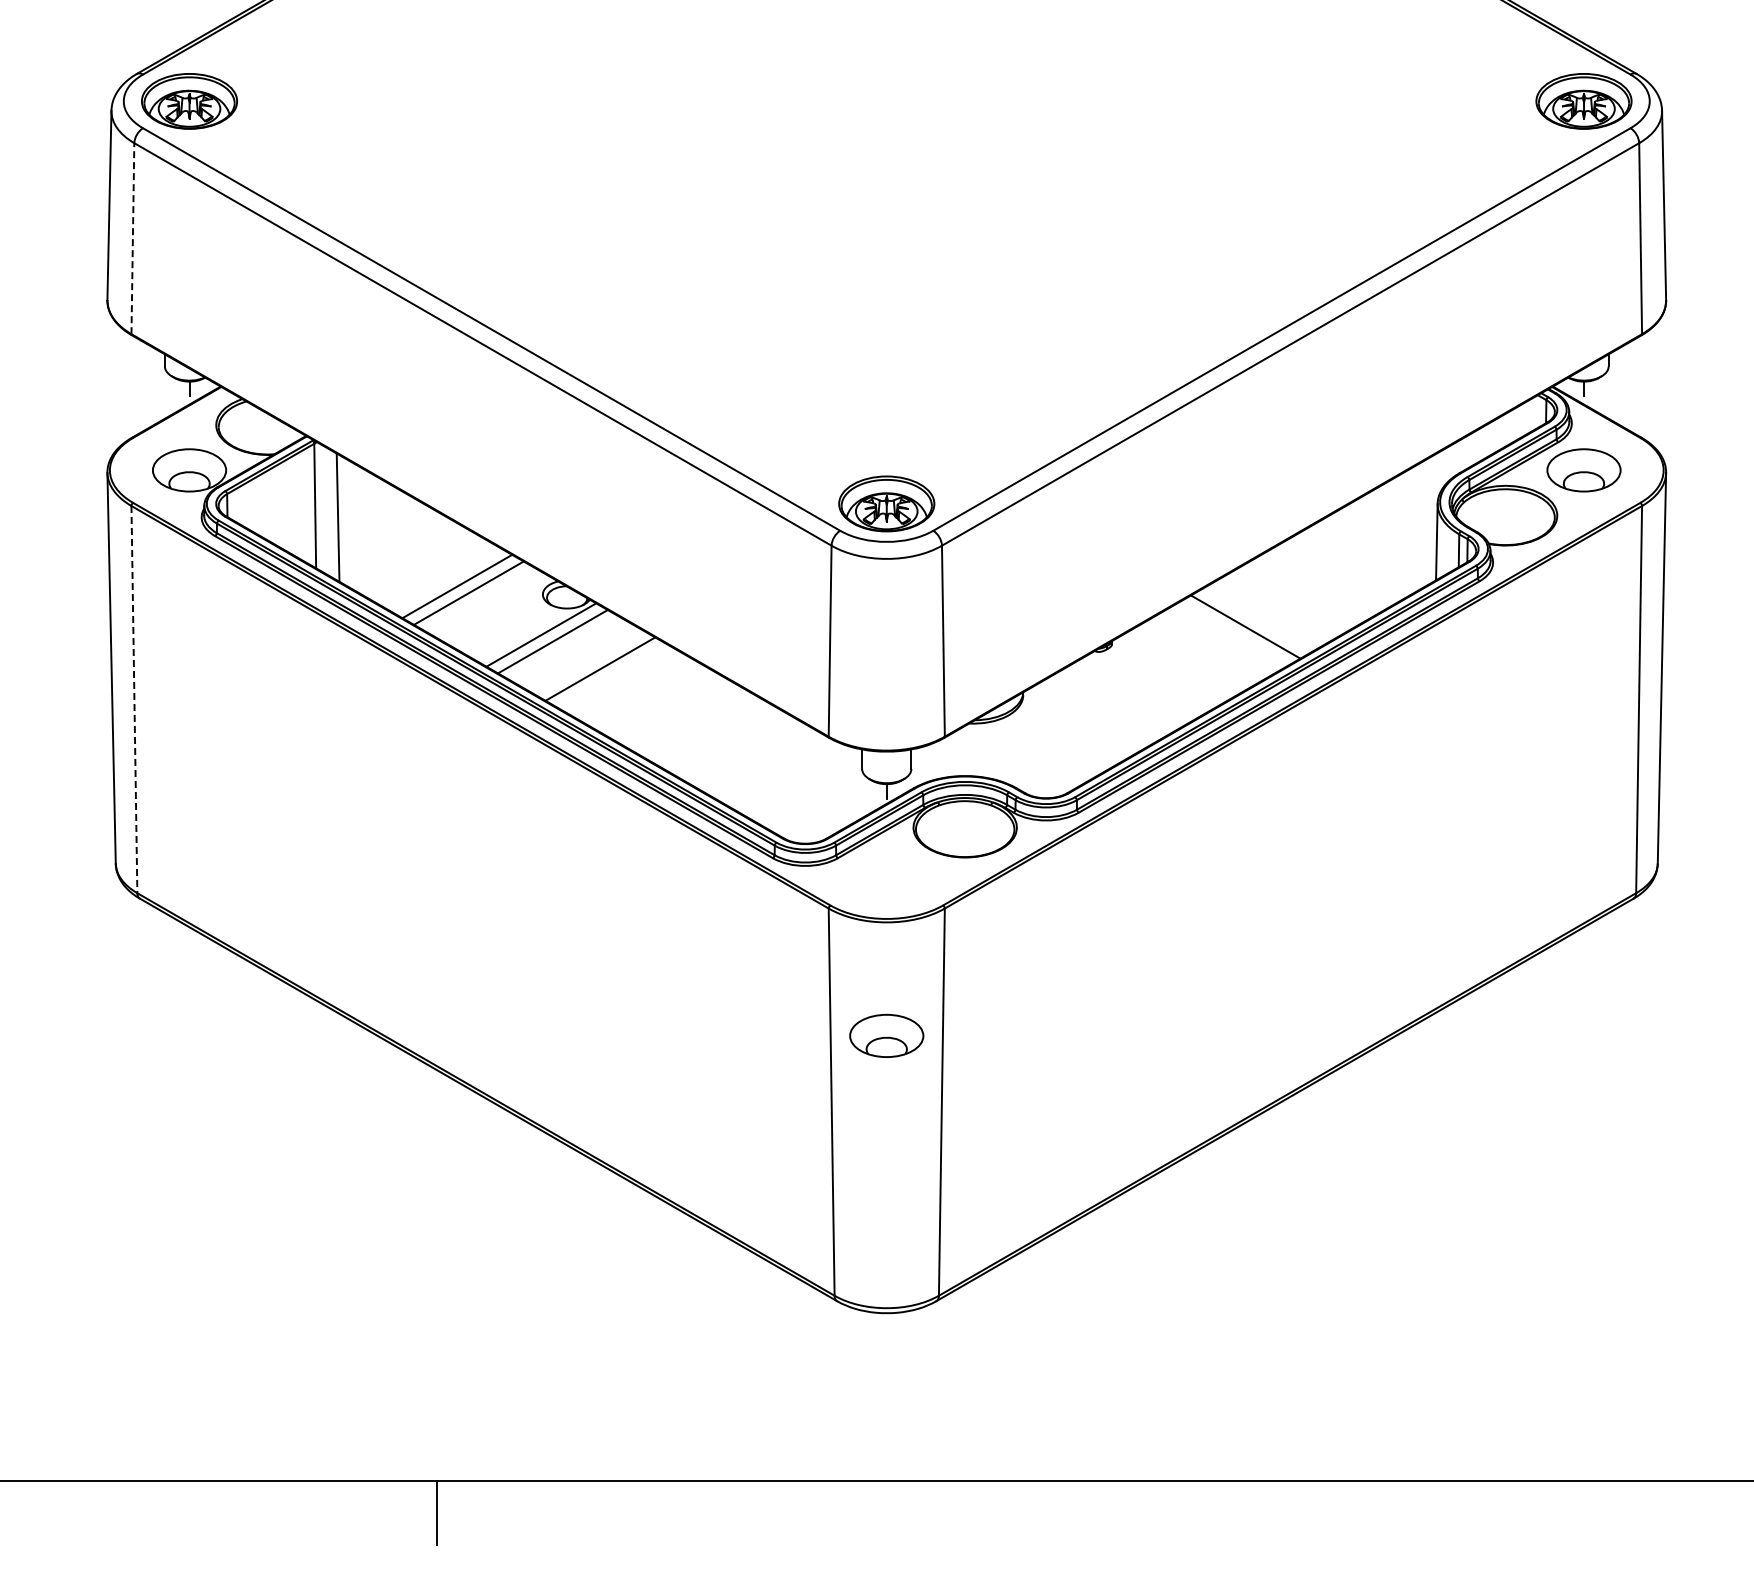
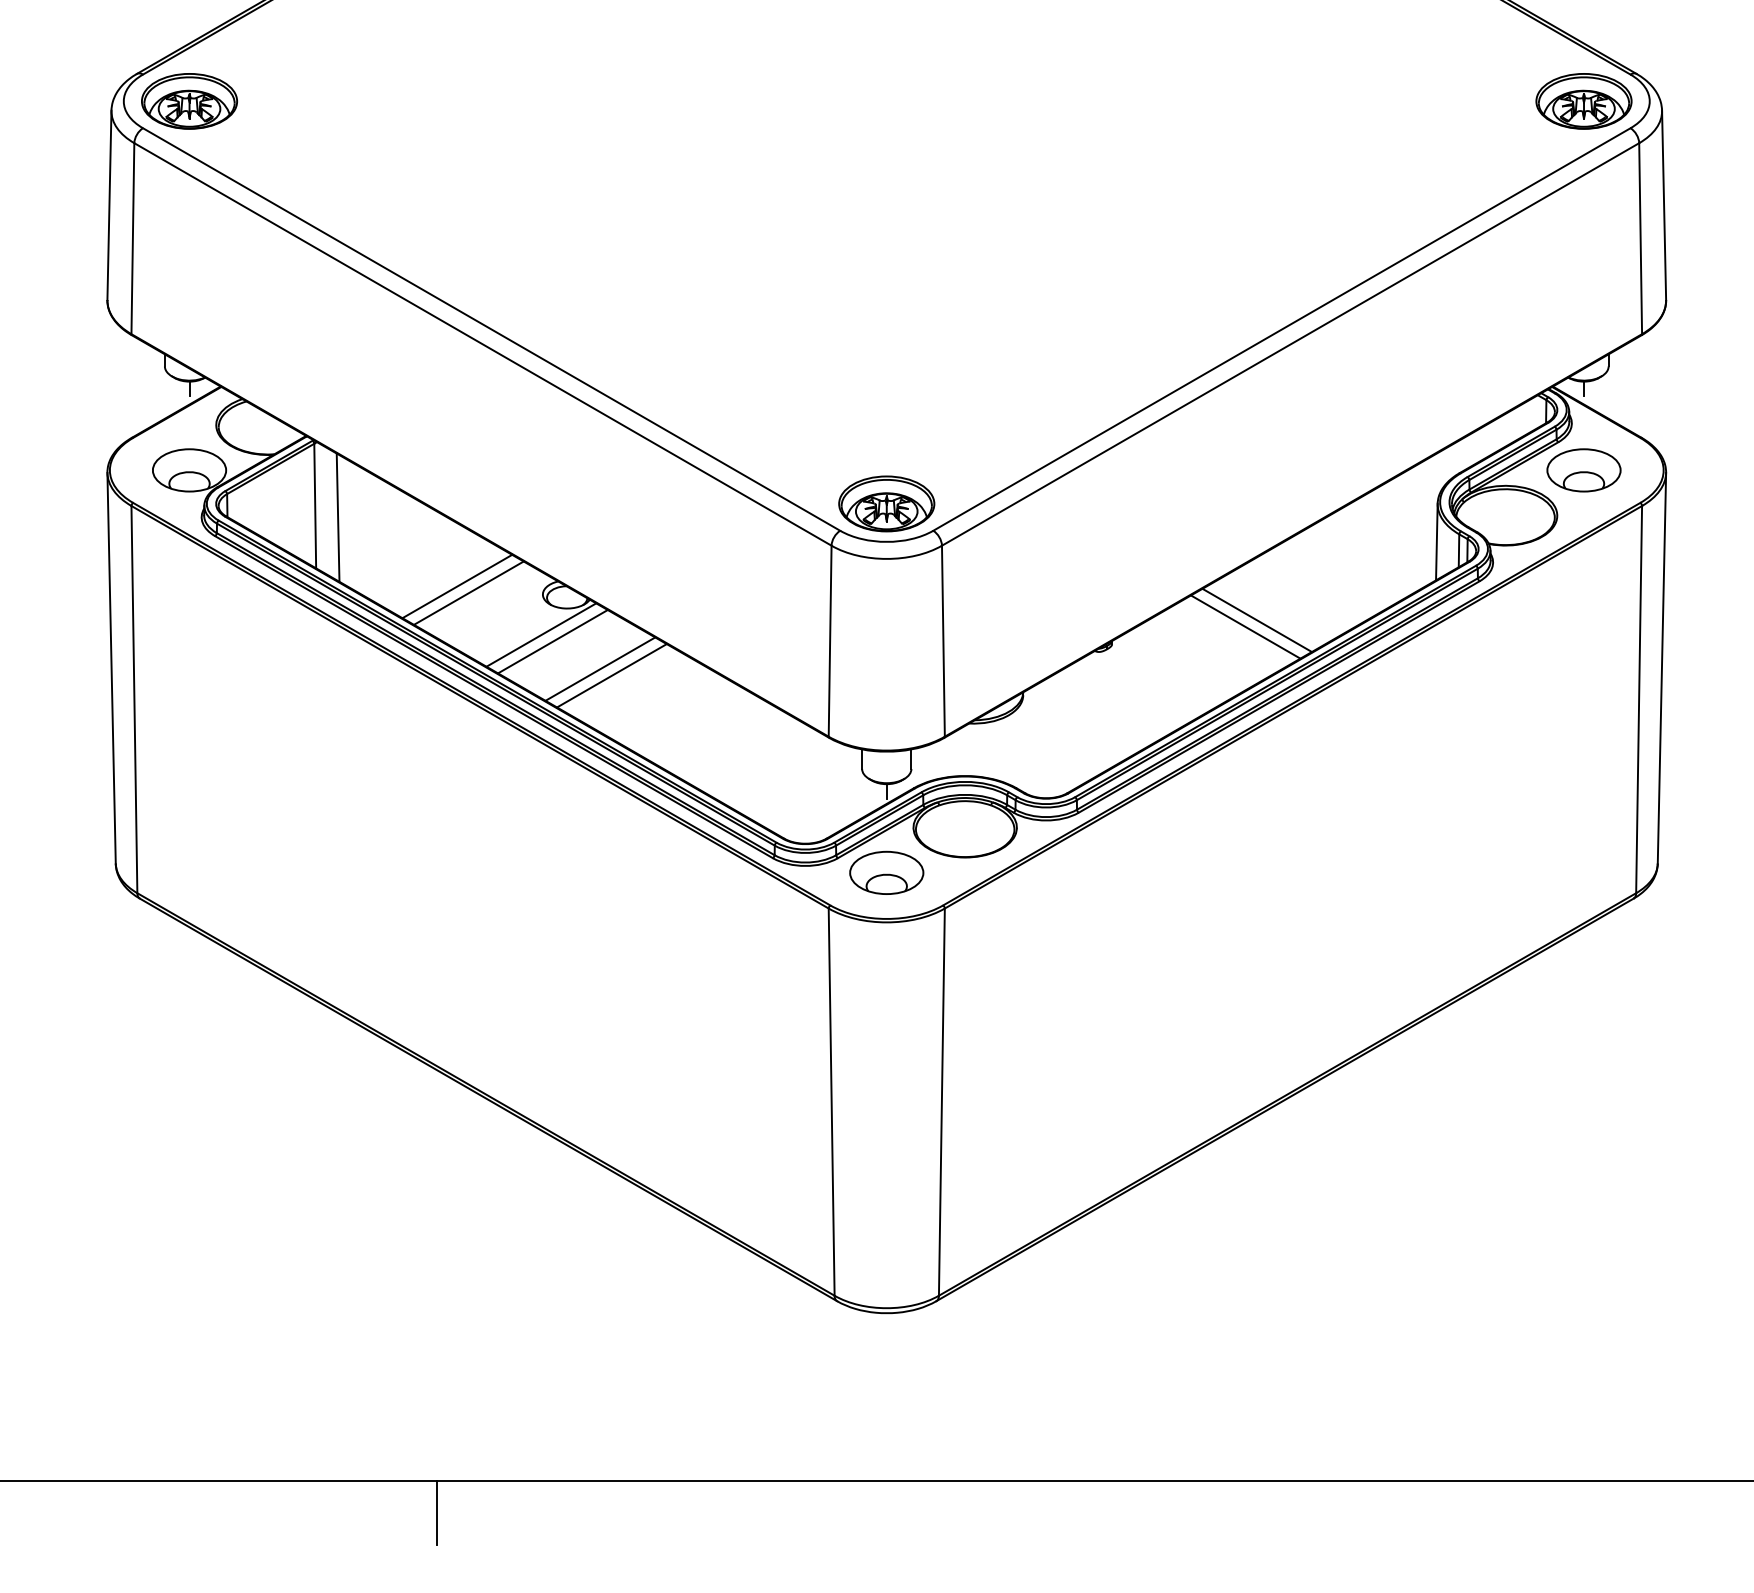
line: dashed -> solid (132, 238)
line: none -> present (1256, 620)
line: none -> present (611, 675)
line: dashed -> solid (134, 699)
part position: (886, 1035) -> (886, 872) (886, 872)
